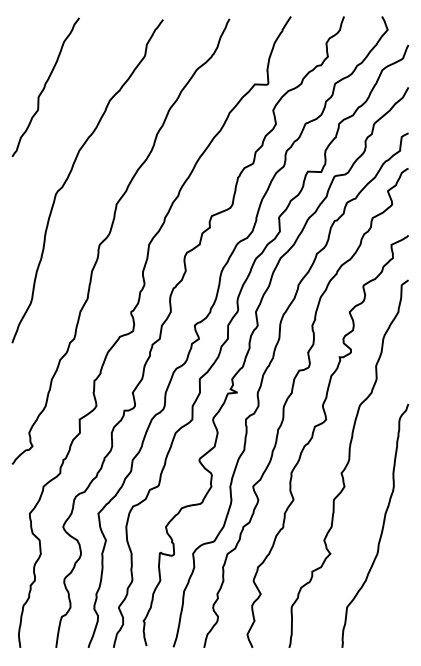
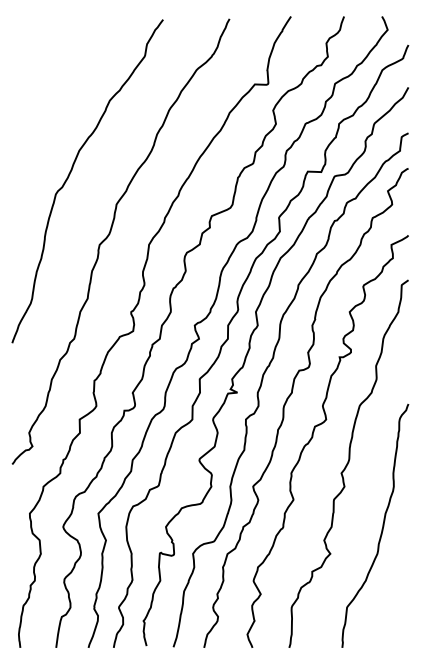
curve: present -> none (45, 86)
